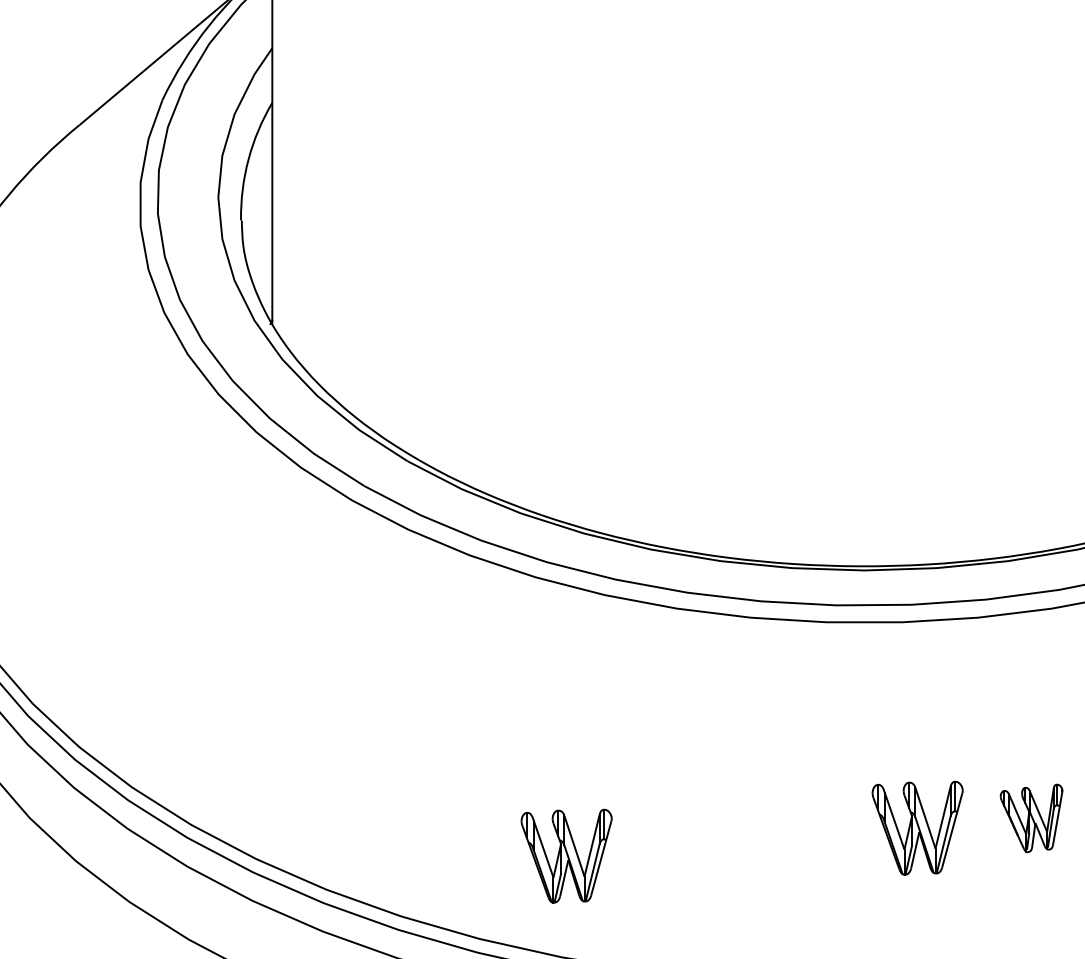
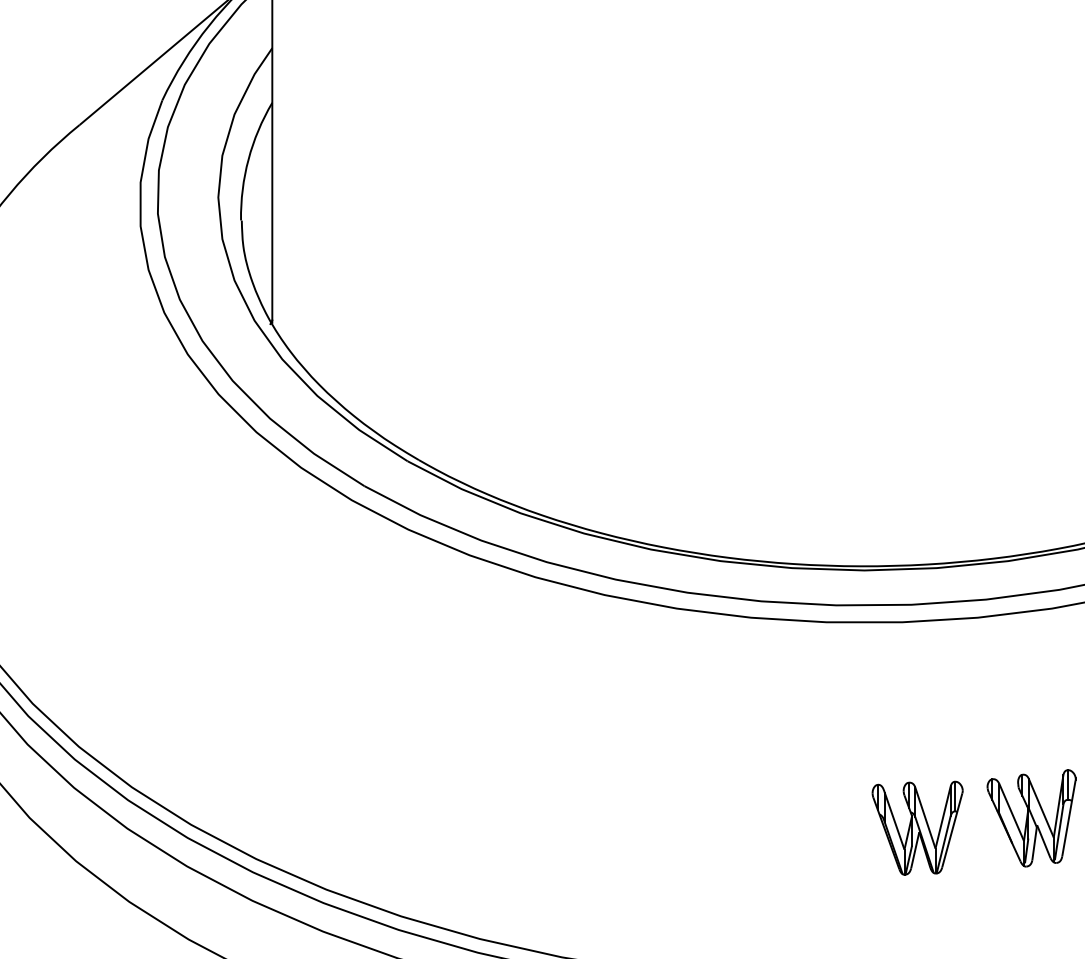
part size: 65x71 px -> 91x99 px (1031, 818)
part: present -> none (566, 855)
